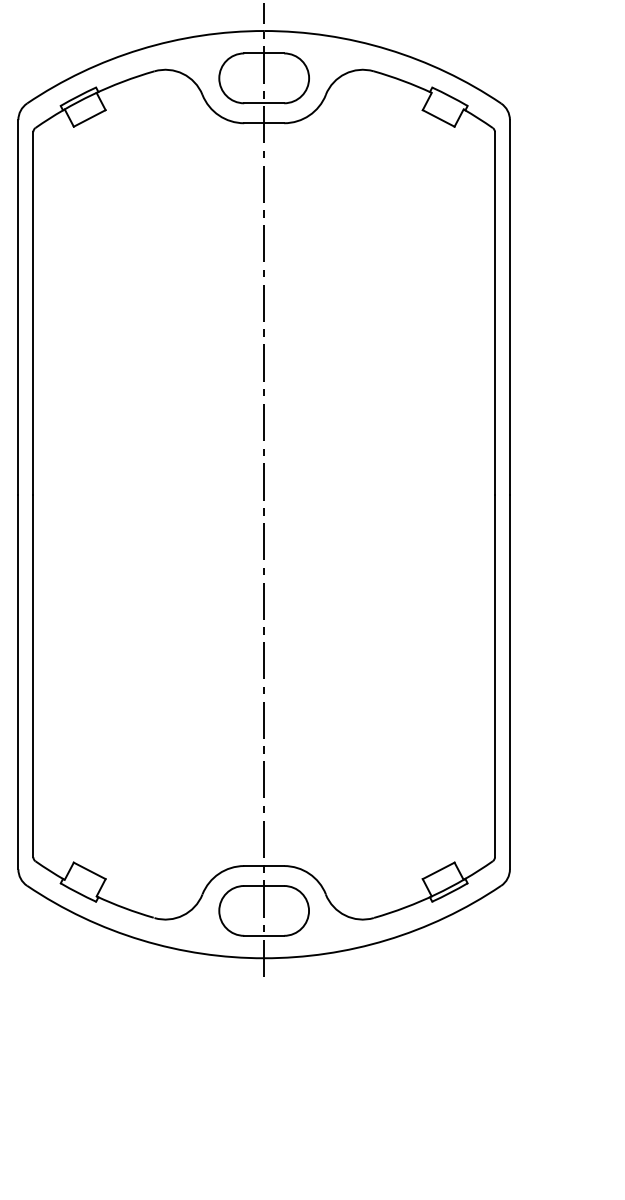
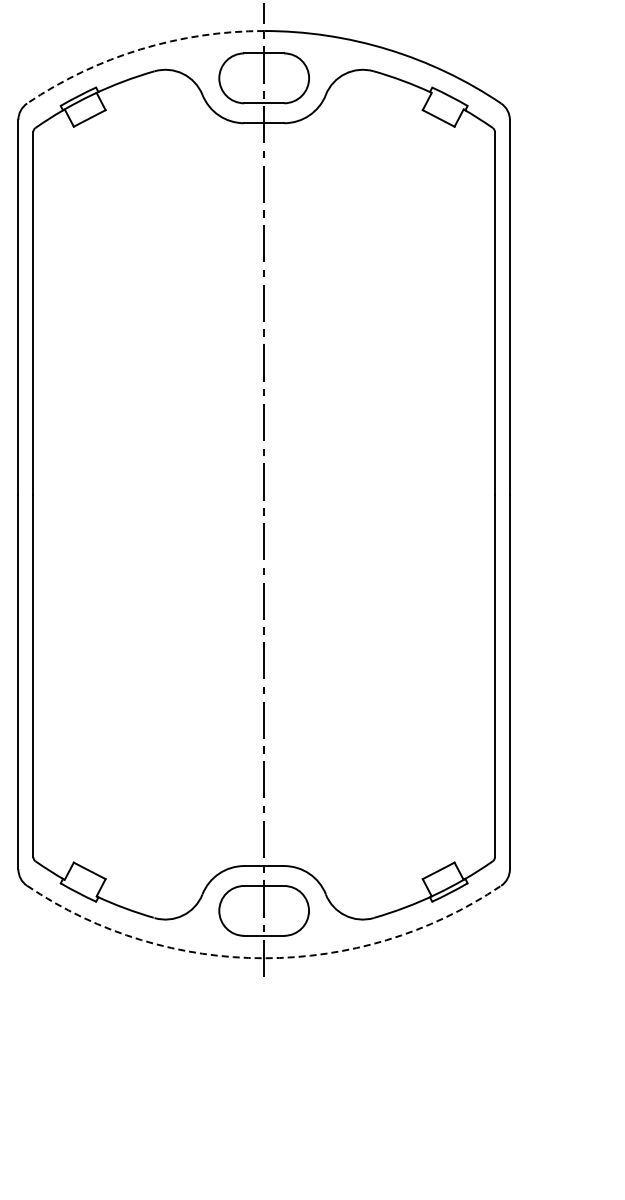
arc: solid -> dashed (140, 49)
arc: solid -> dashed (264, 958)
